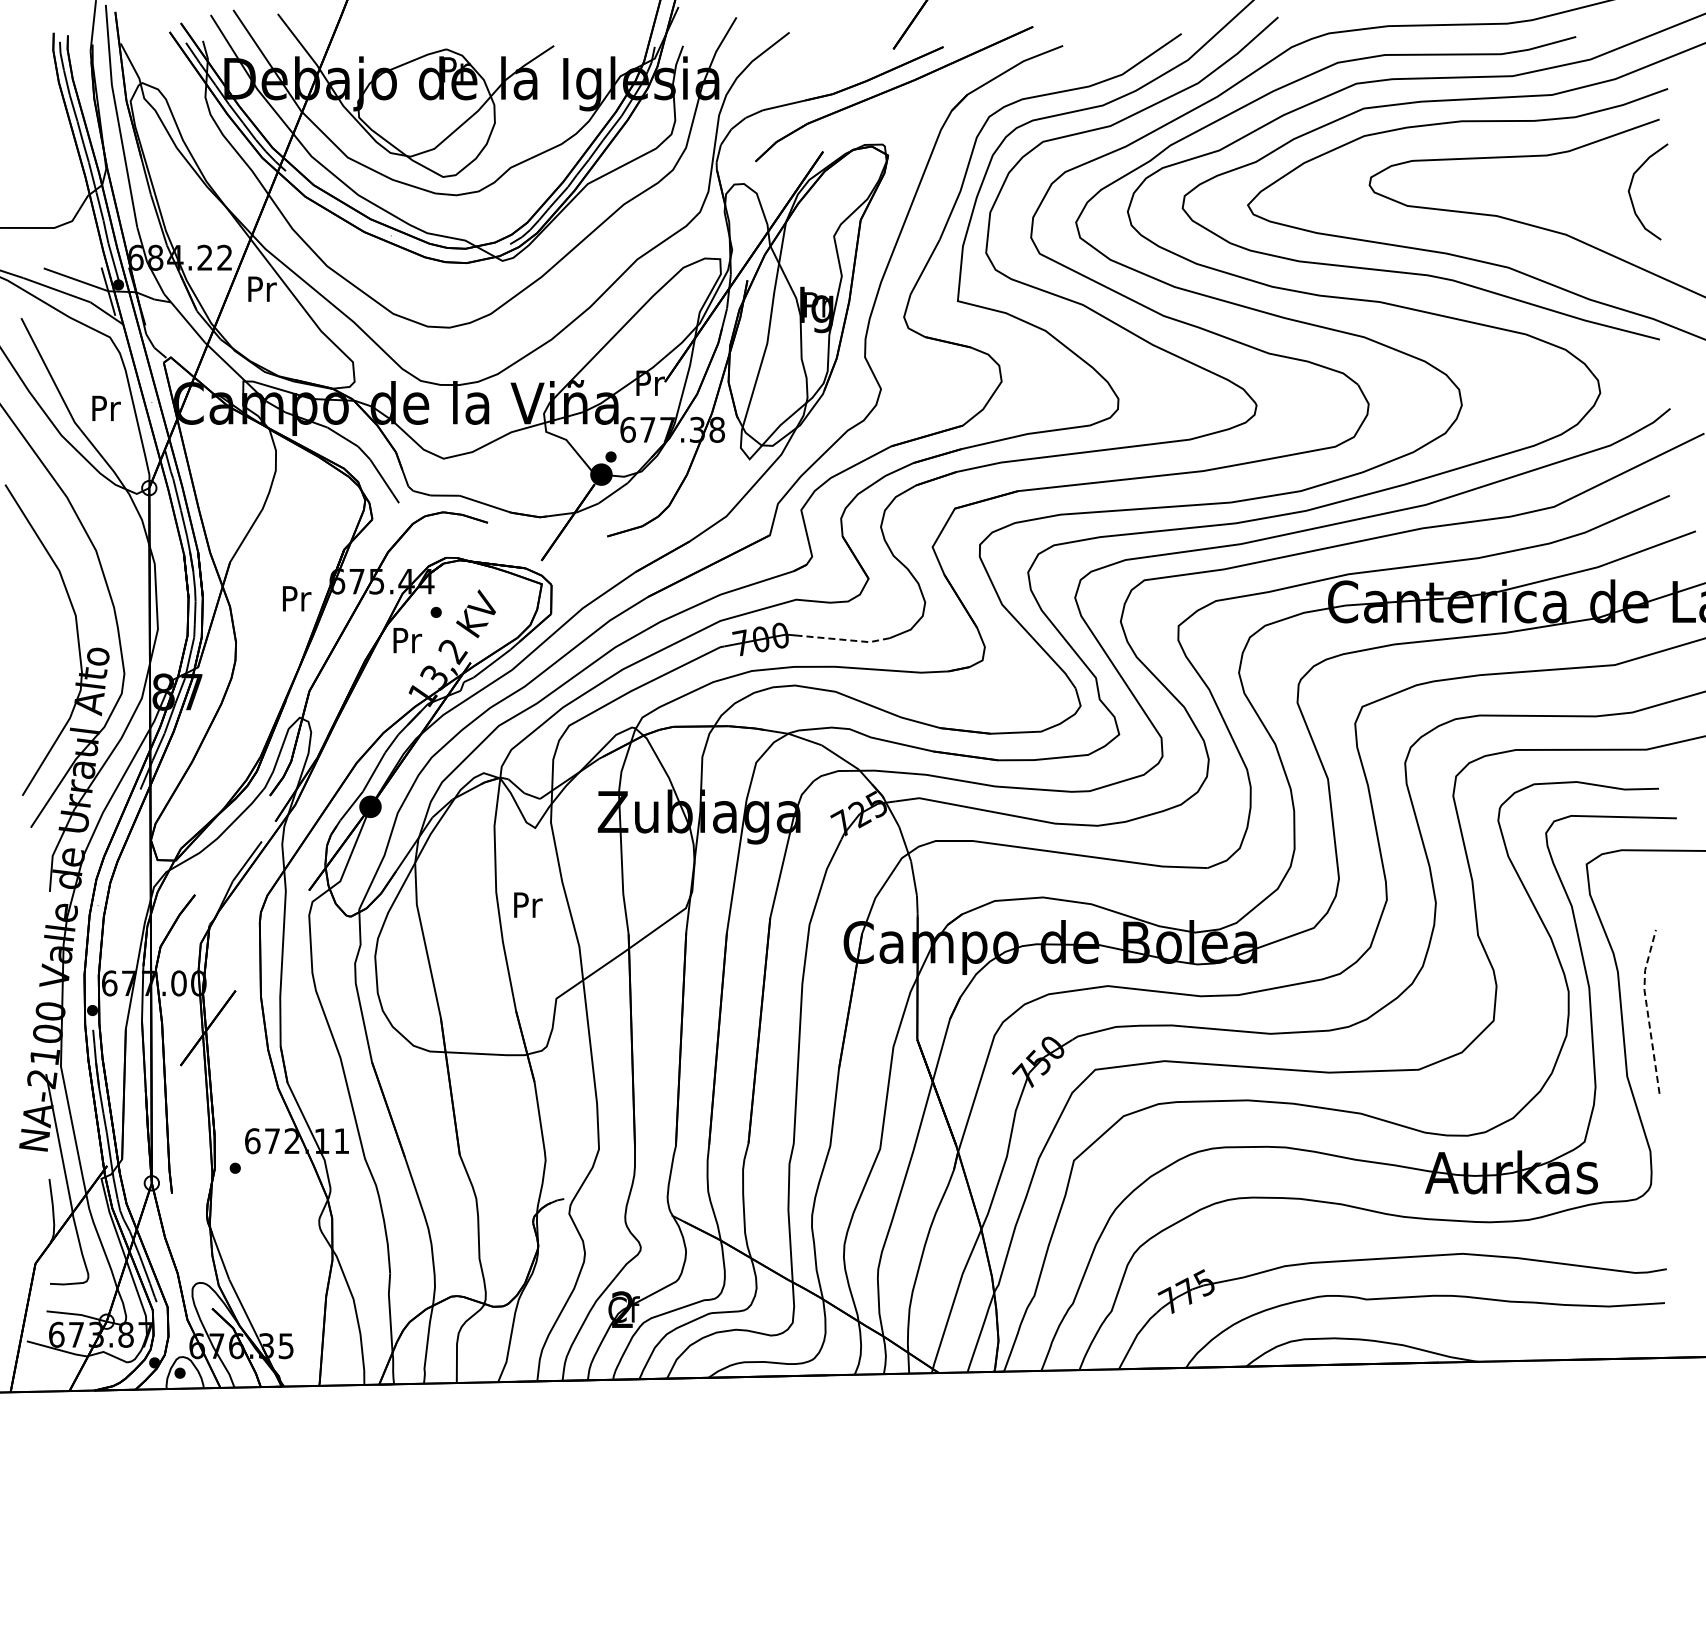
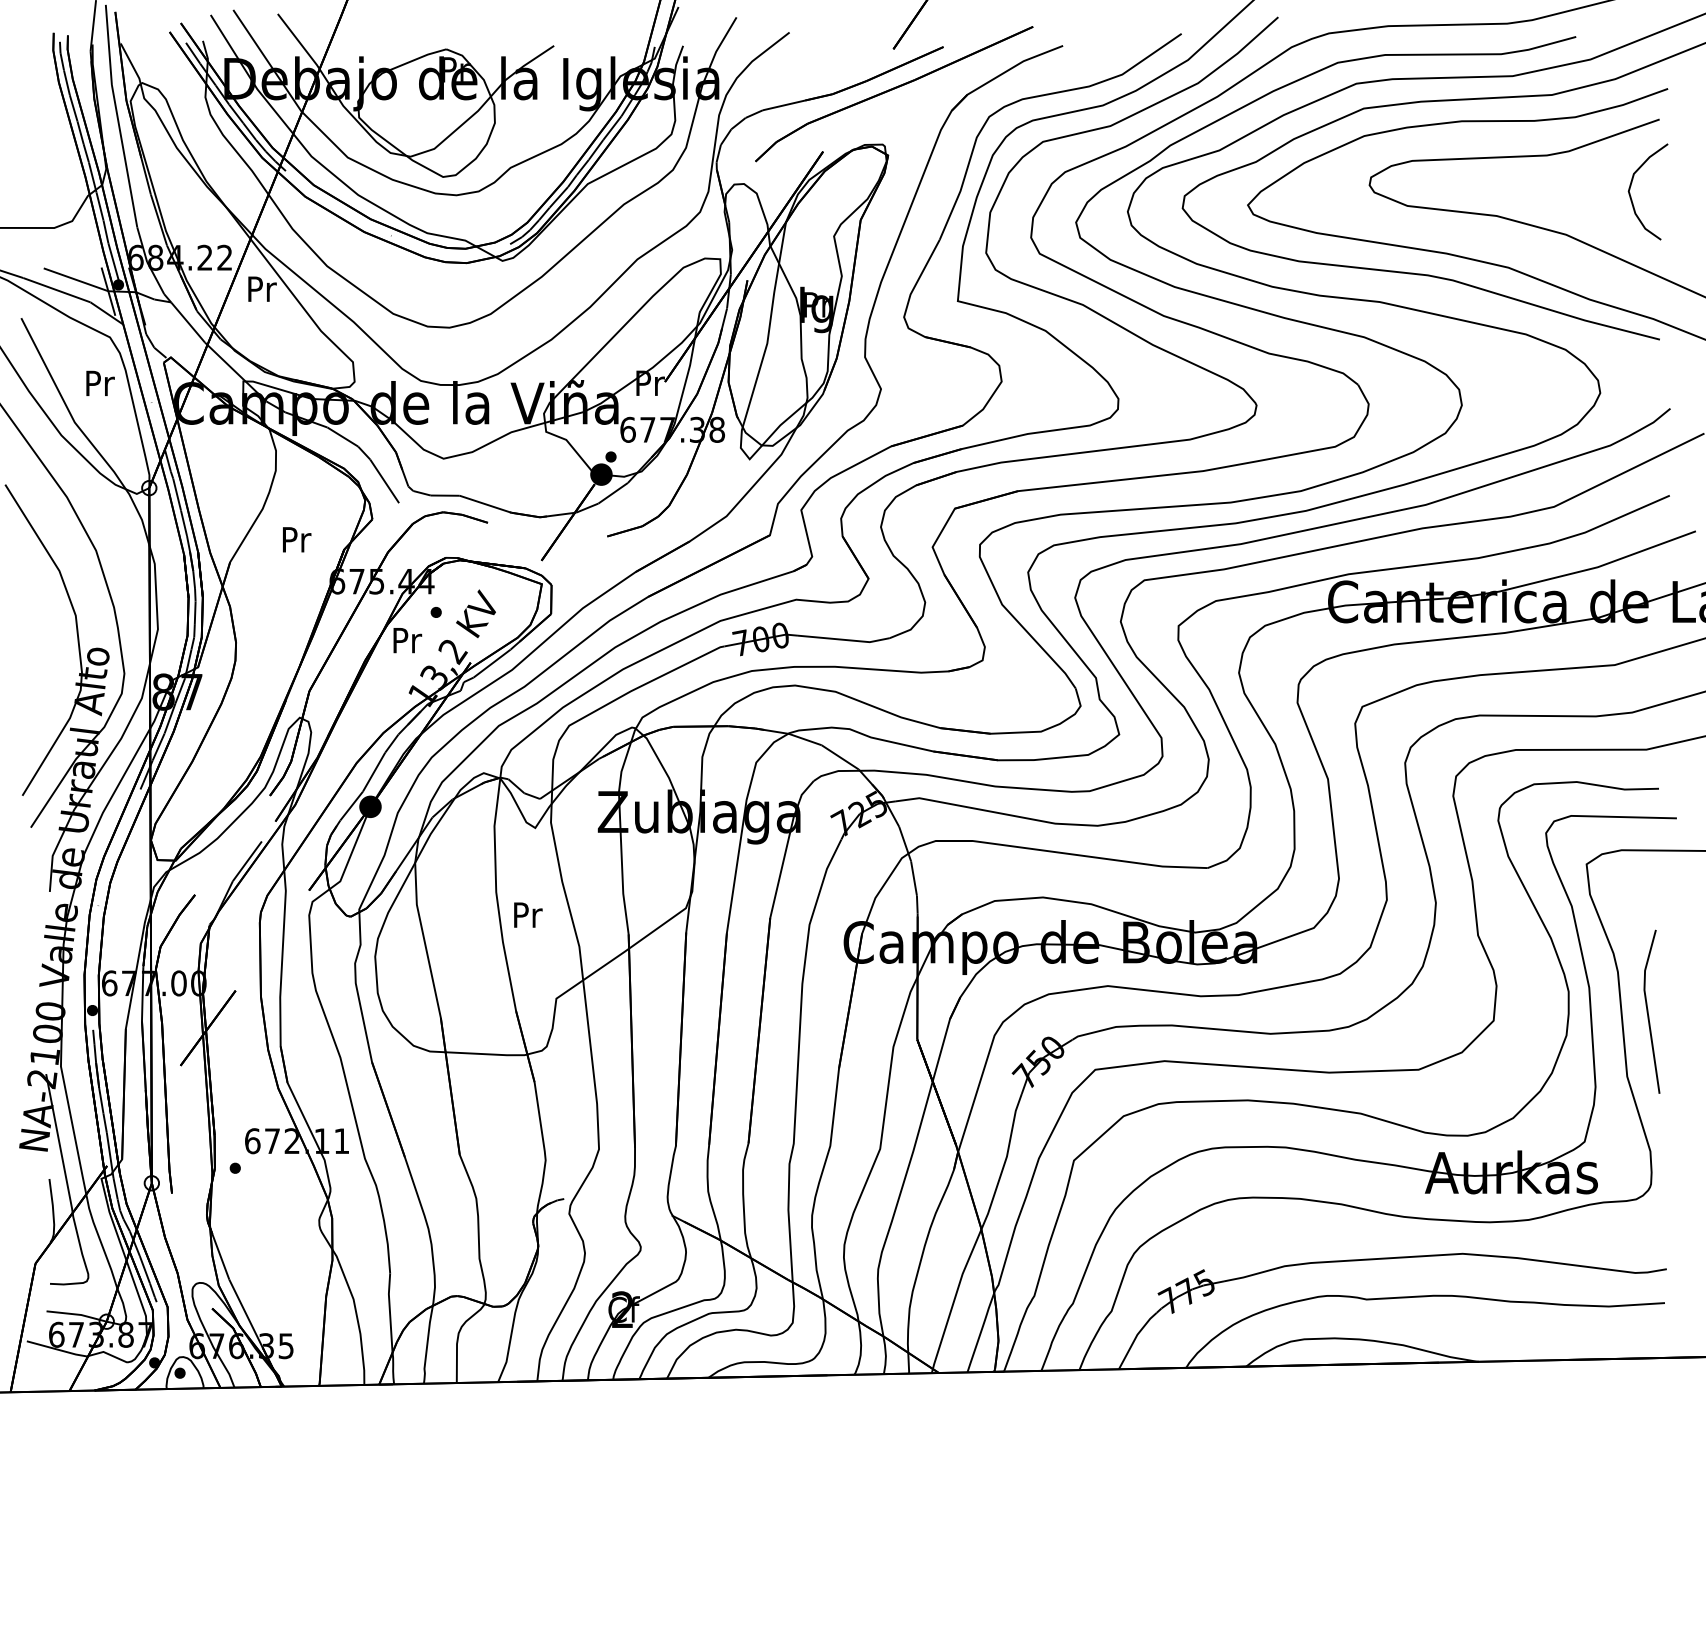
text position: (106, 407) -> (100, 382) (100, 382)
text position: (297, 598) -> (297, 539) (297, 539)
line: dashed -> solid (844, 639)
text position: (528, 904) -> (528, 914) (528, 914)
line: dashed -> solid (1647, 1009)
